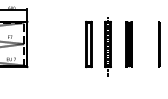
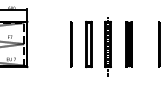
line: none -> present (71, 44)
